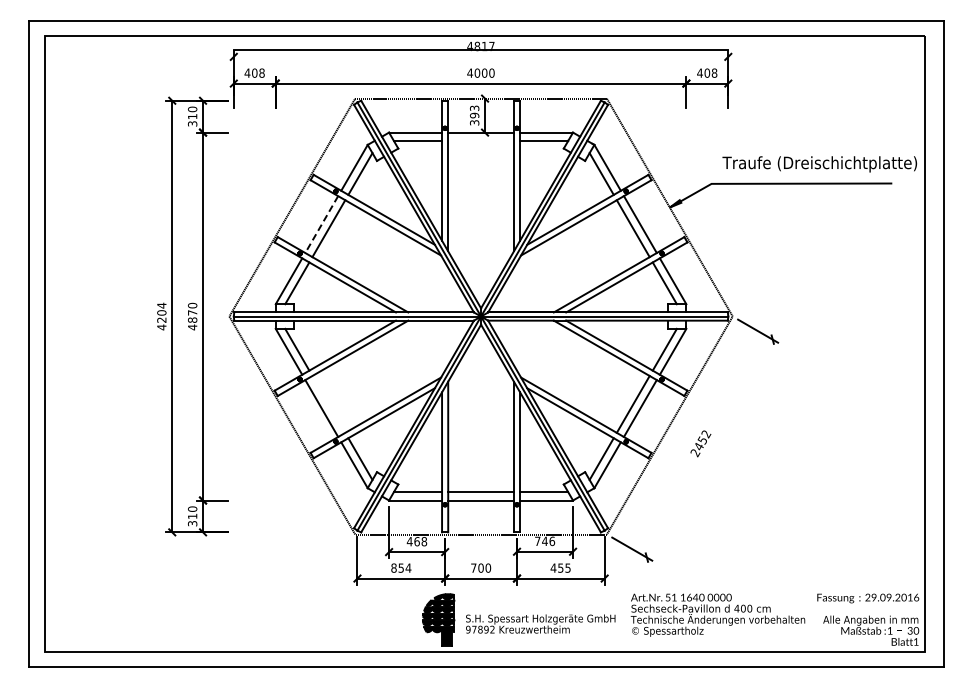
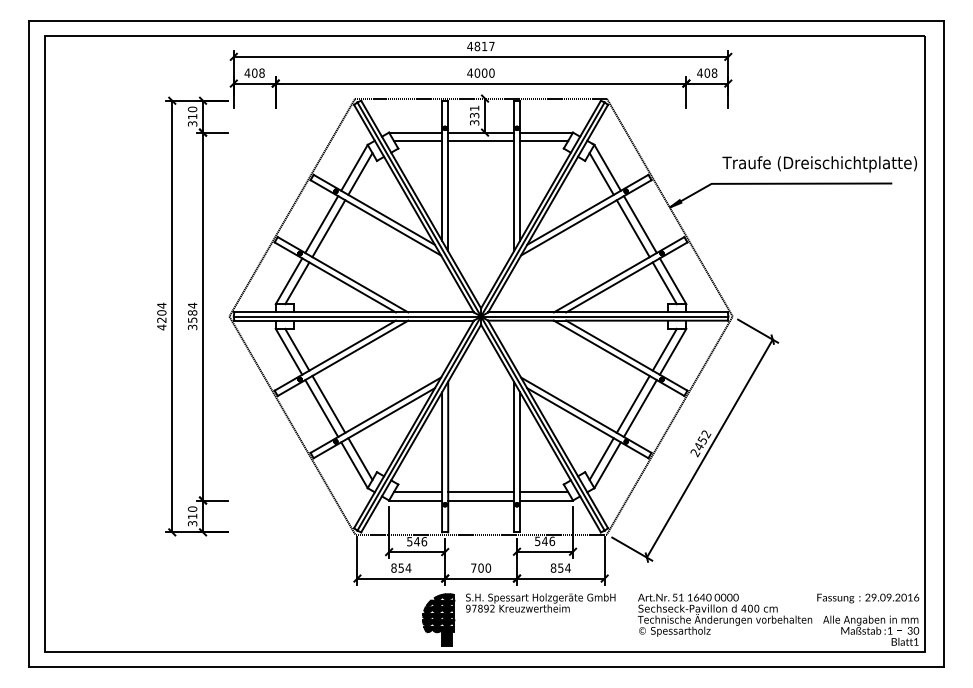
line position: (480, 49) -> (480, 56) (480, 56)
text: 393 -> 331 (474, 111)
line: none -> present (480, 140)
line: dashed -> solid (321, 224)
text: 4870 -> 3584 (192, 316)
line: none -> present (328, 403)
line: none -> present (709, 448)
text: 468 -> 546 (416, 541)
text: 746 -> 546 (537, 541)
text: 455 -> 854 (560, 567)
text position: (717, 614) -> (724, 614) (724, 614)
text position: (540, 623) -> (540, 602) (540, 602)
